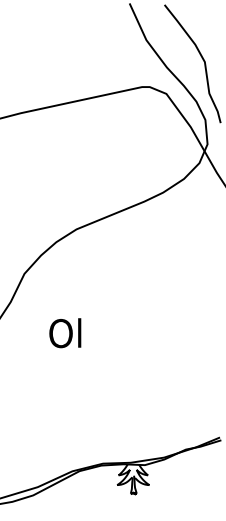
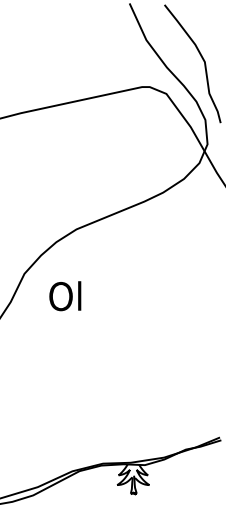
text position: (65, 333) -> (65, 296) (65, 296)
